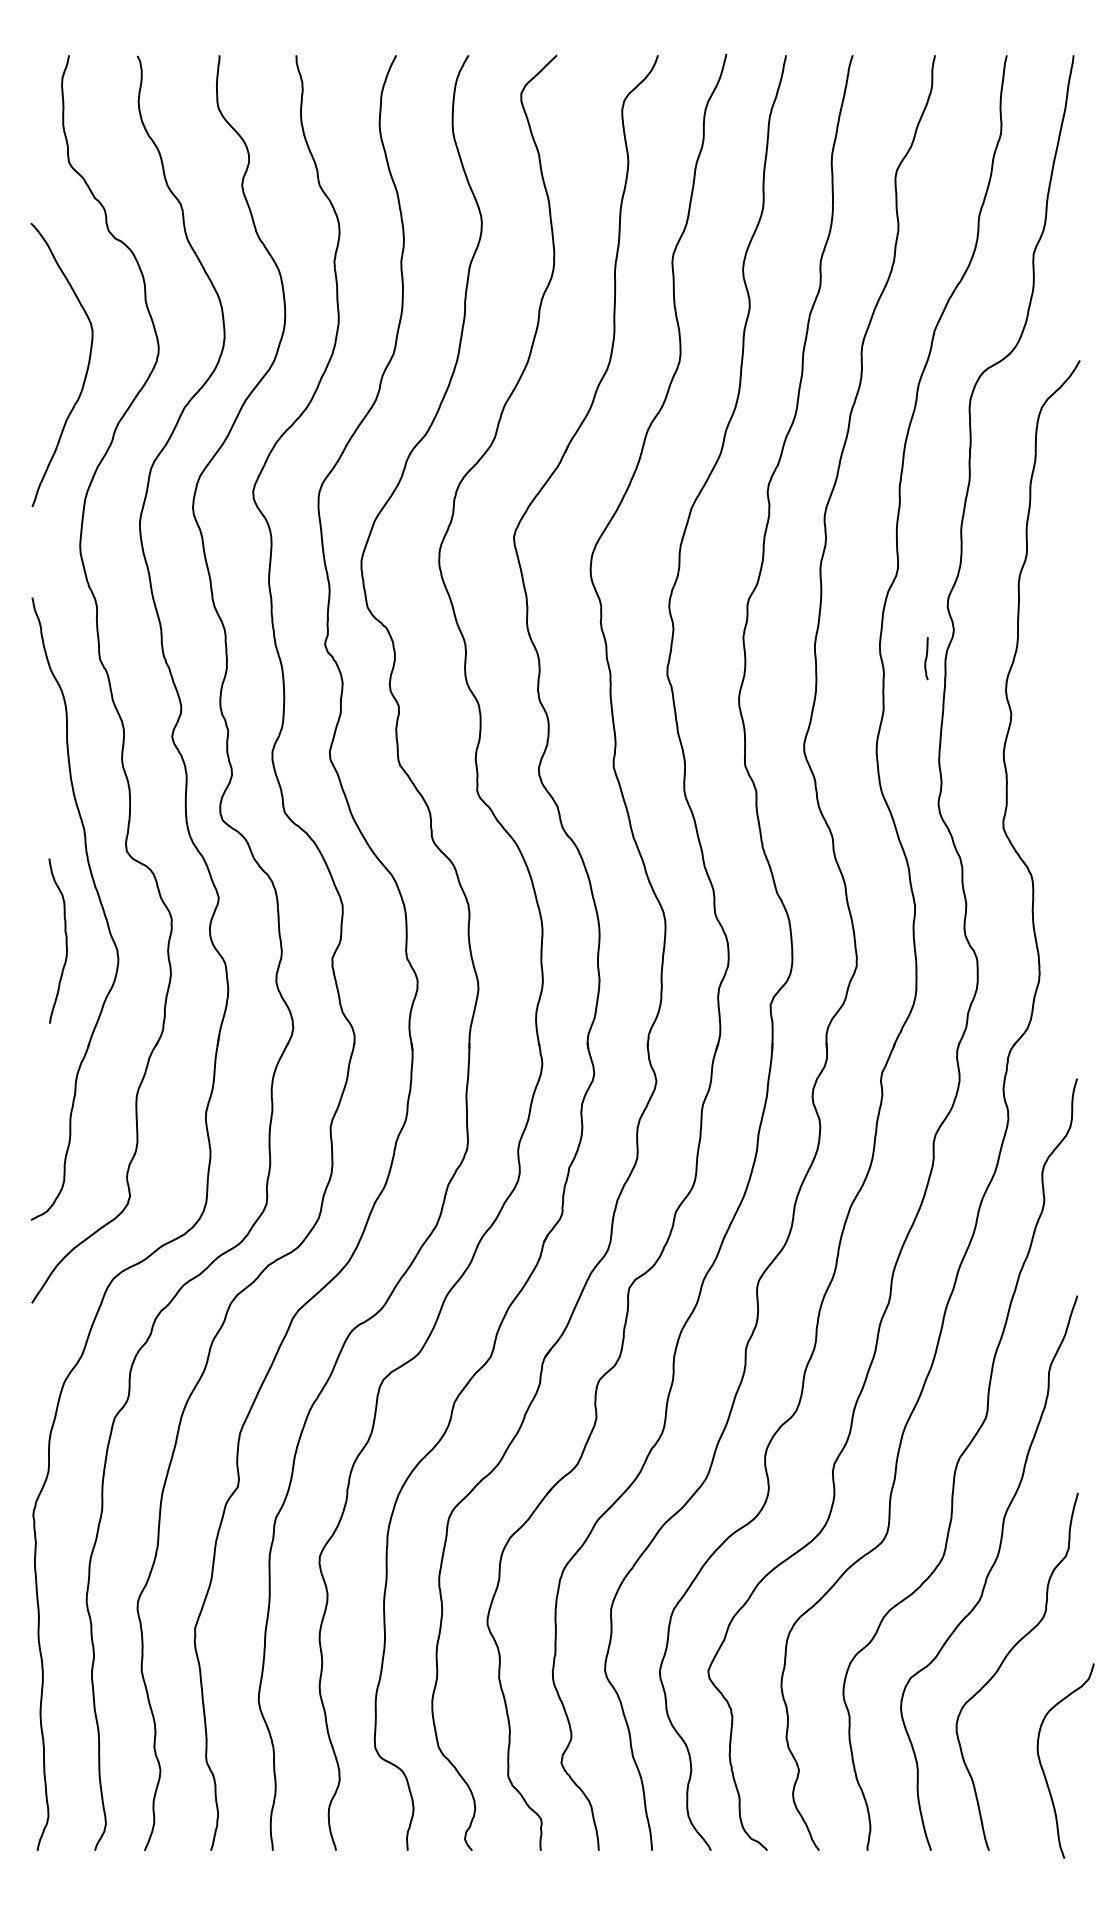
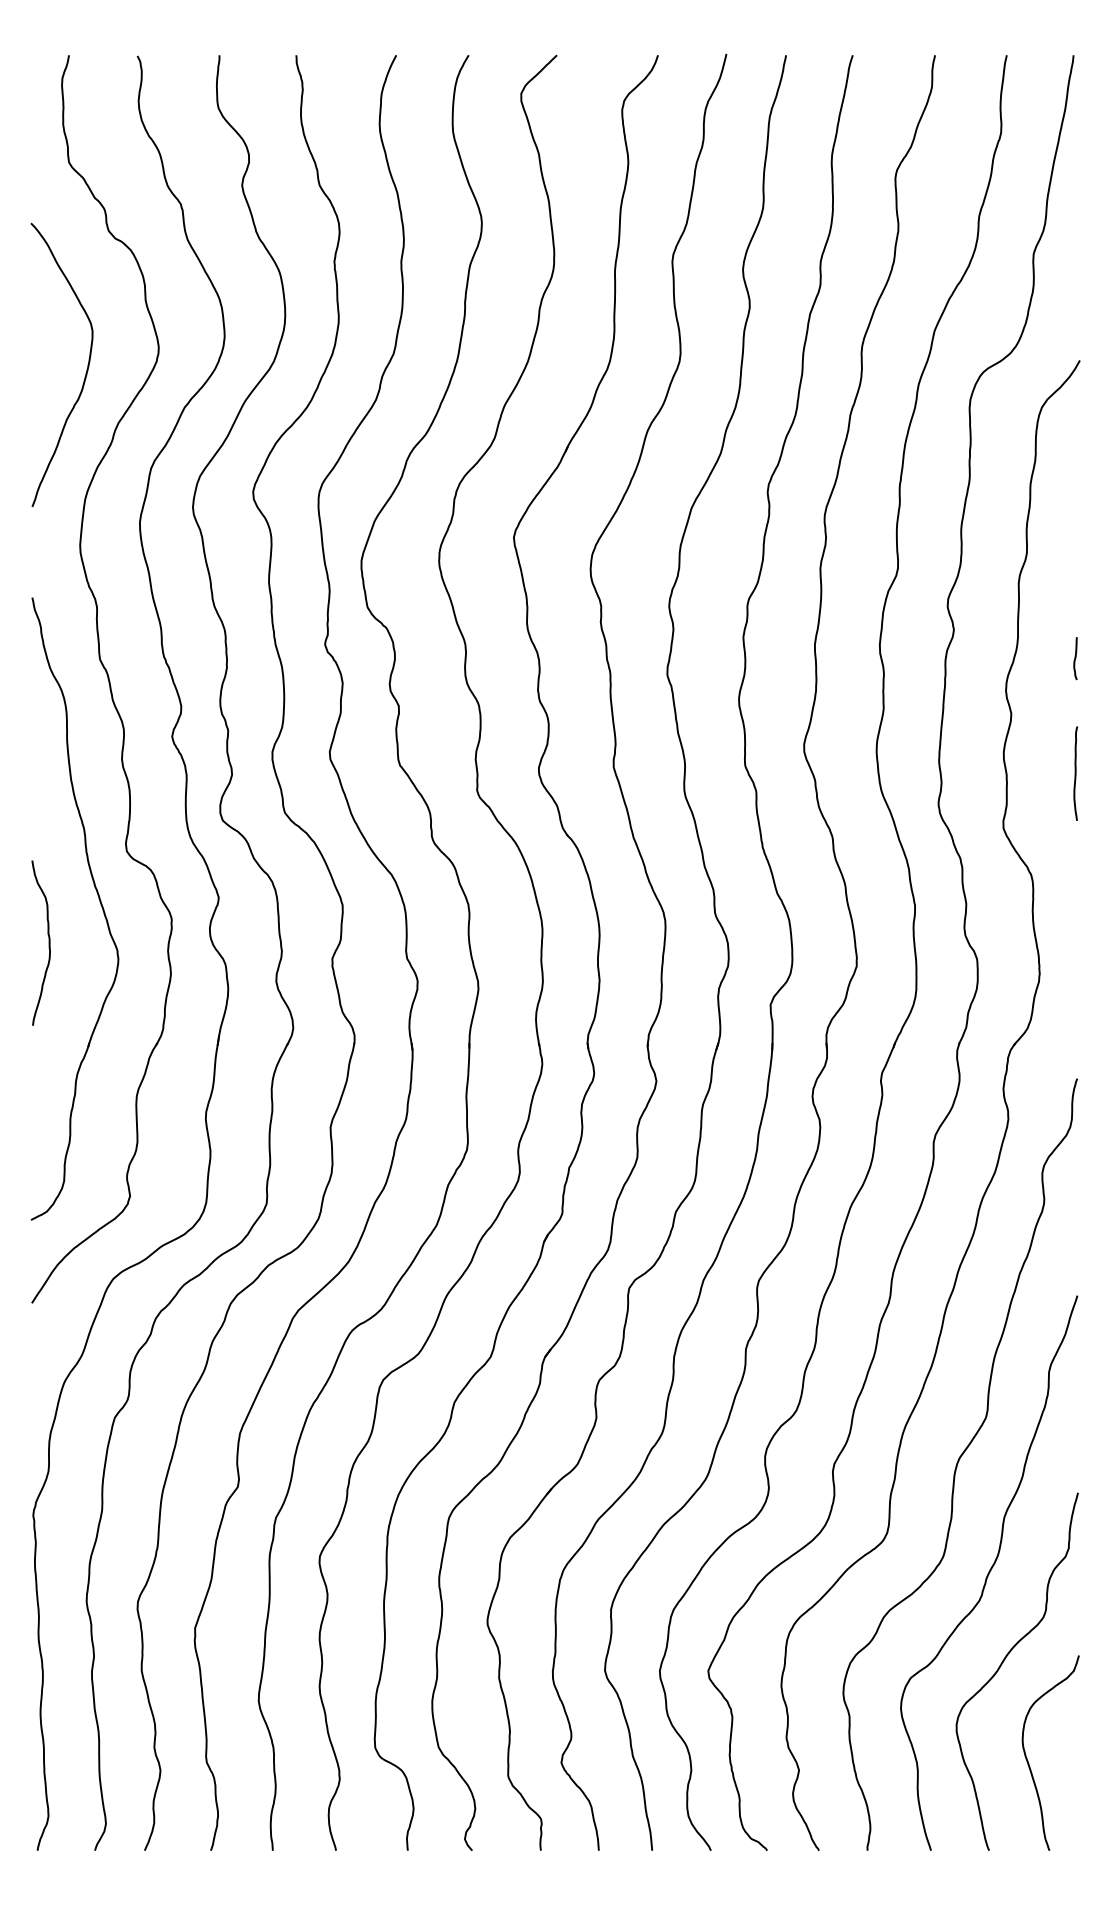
curve position: (926, 658) -> (1075, 658) (1075, 658)
curve: none -> present (1075, 773)
curve position: (65, 940) -> (48, 942) (48, 942)
curve position: (1043, 1768) -> (1028, 1760) (1028, 1760)
